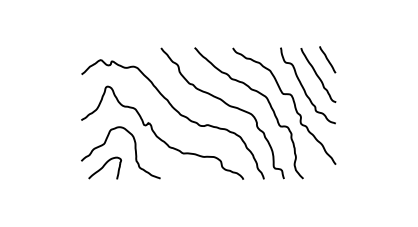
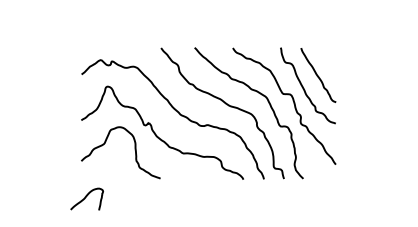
line: present -> none (327, 59)
curve position: (104, 166) -> (86, 197) (86, 197)
